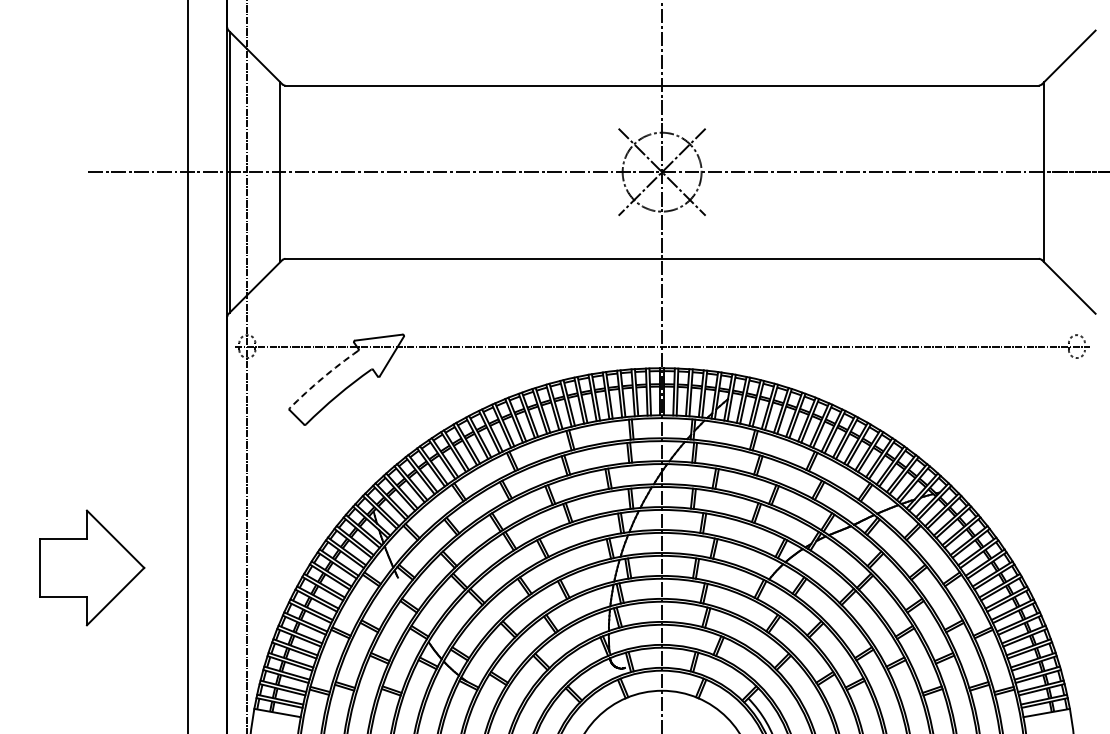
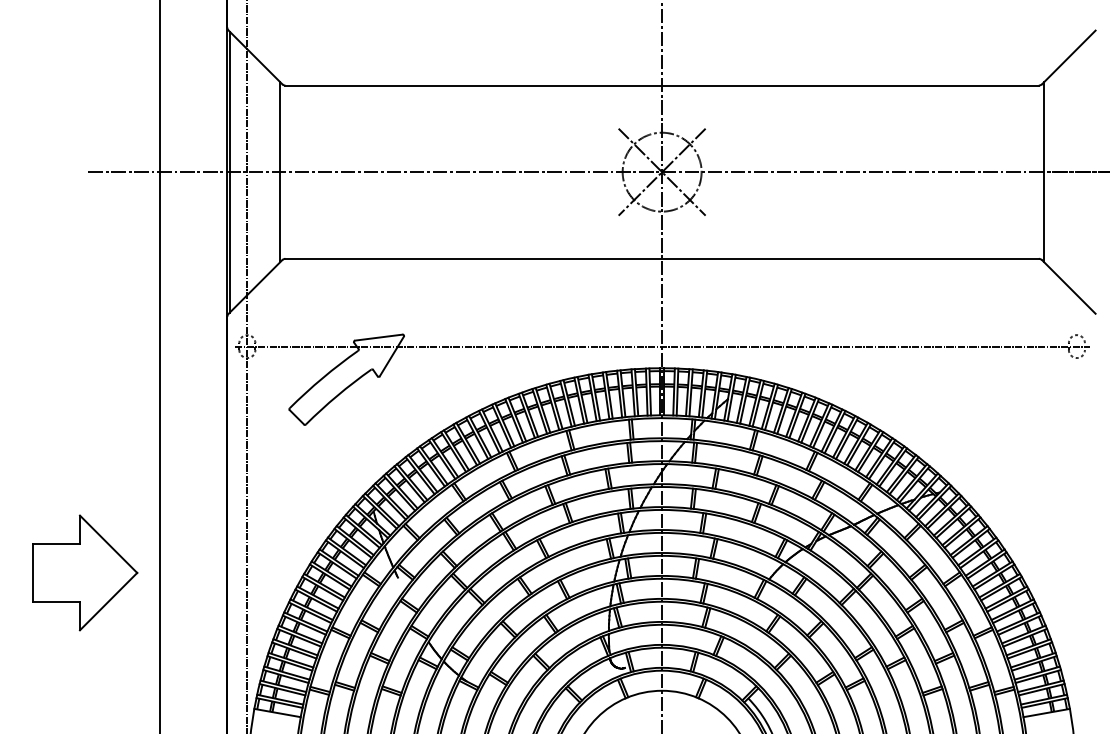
line position: (188, 366) -> (160, 366) (160, 366)
arc: dashed -> solid (322, 378)
part position: (92, 567) -> (85, 572) (85, 572)
